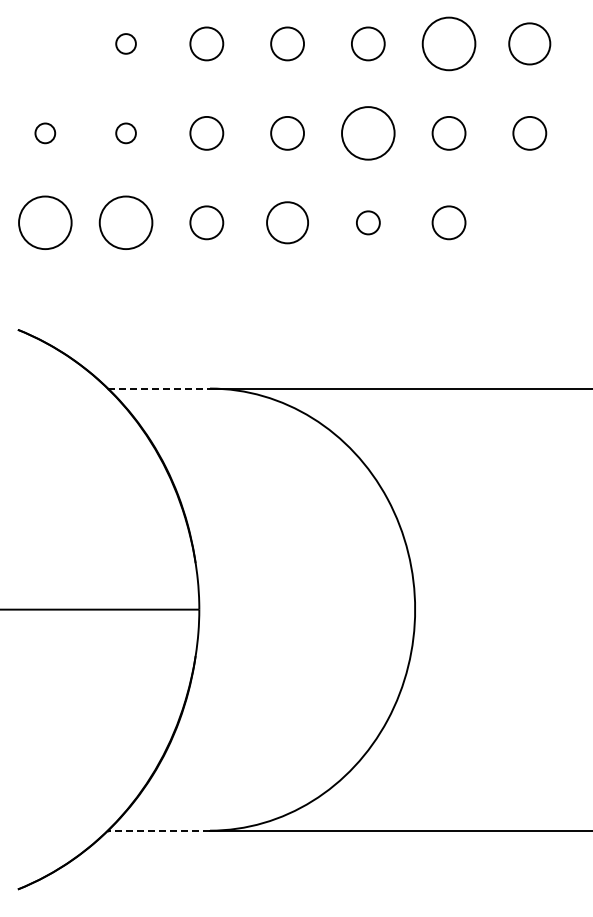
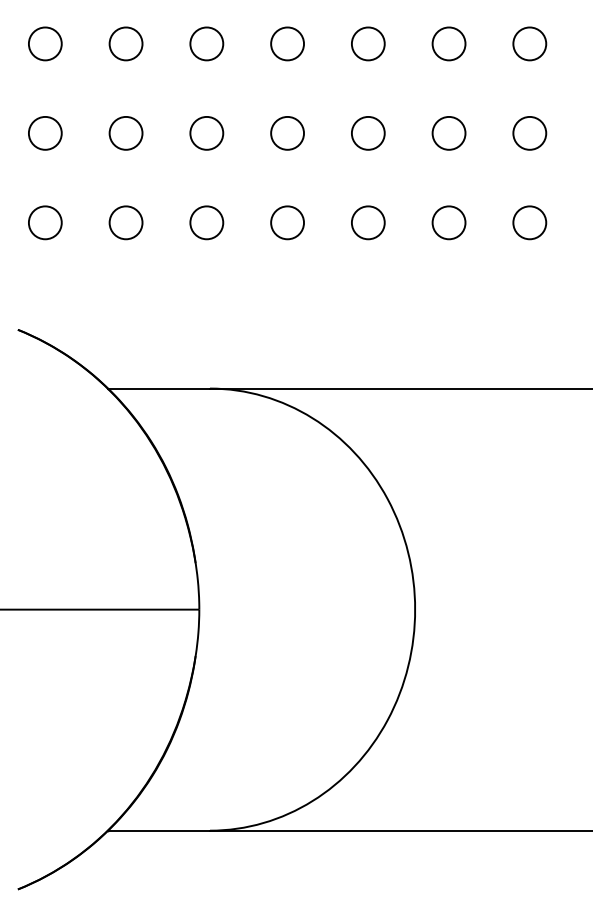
circle: none -> present (45, 43)
circle diameter: 20 px -> 33 px (125, 43)
circle diameter: 53 px -> 33 px (448, 43)
circle size: 44x44 px -> 36x36 px (529, 43)
circle diameter: 20 px -> 33 px (44, 132)
circle diameter: 20 px -> 33 px (125, 132)
circle diameter: 53 px -> 33 px (367, 132)
circle diameter: 53 px -> 33 px (44, 222)
circle diameter: 53 px -> 33 px (125, 222)
circle size: 43x44 px -> 35x36 px (287, 222)
circle size: 25x26 px -> 35x36 px (368, 222)
circle: none -> present (529, 222)
line: dashed -> solid (159, 388)
line: dashed -> solid (159, 830)
